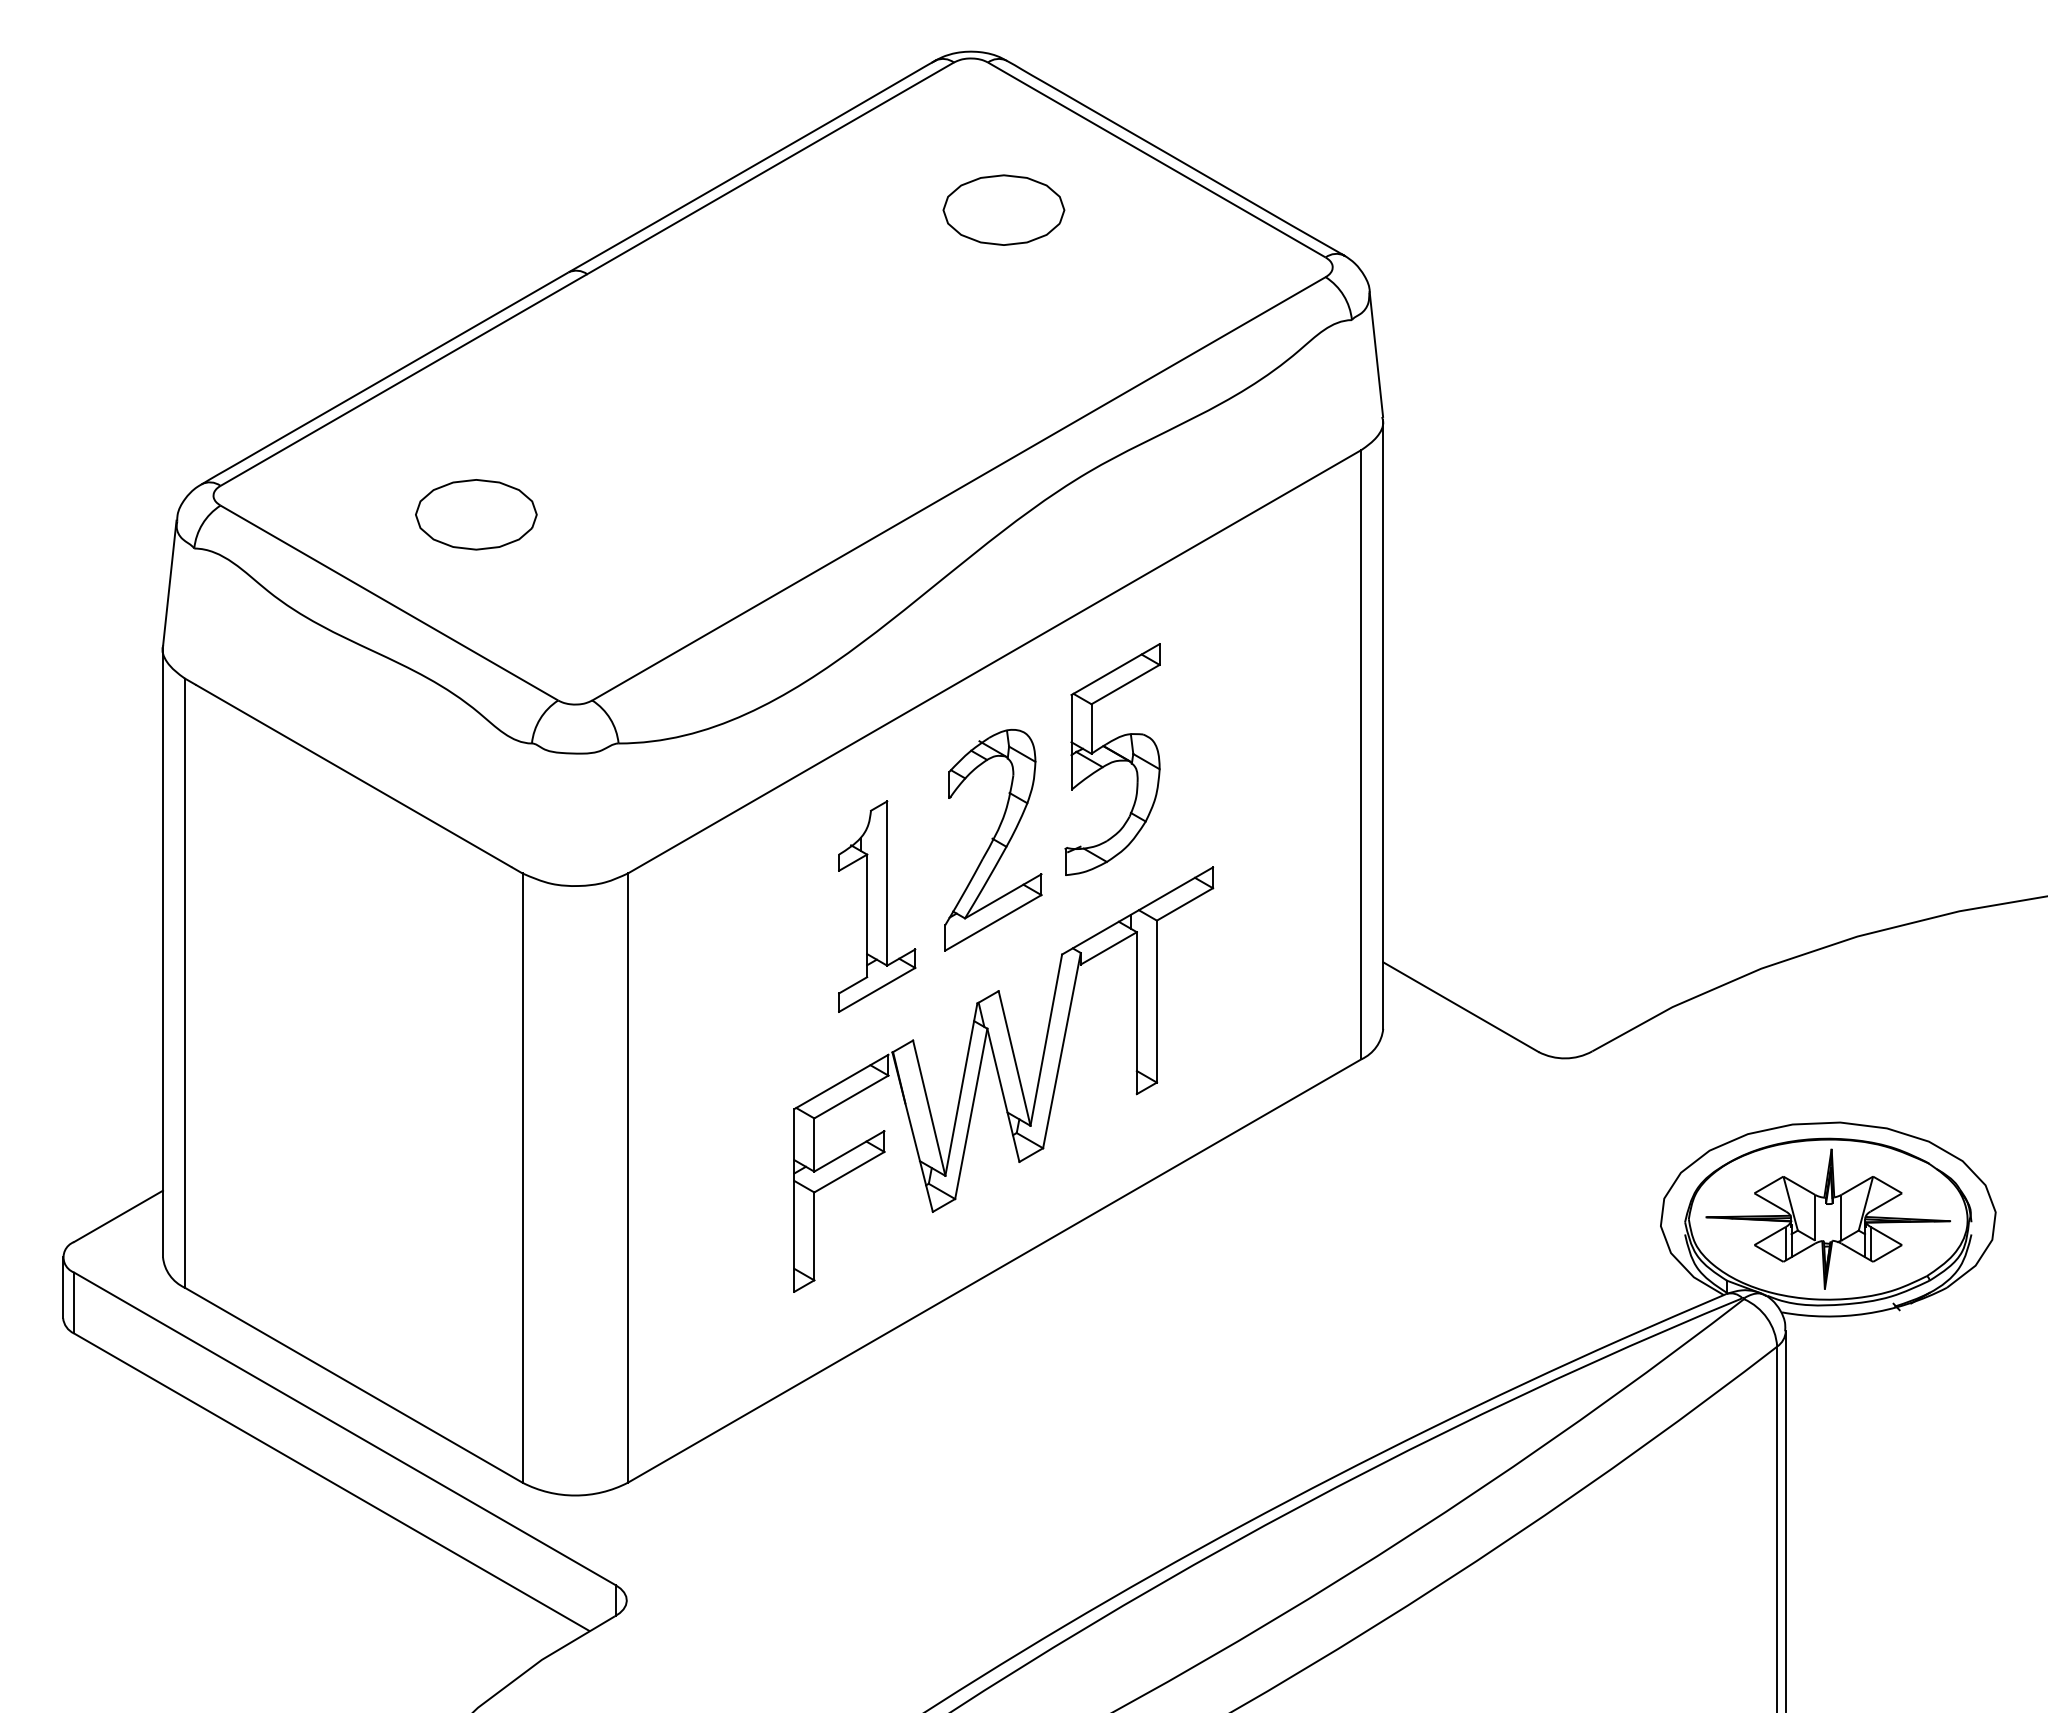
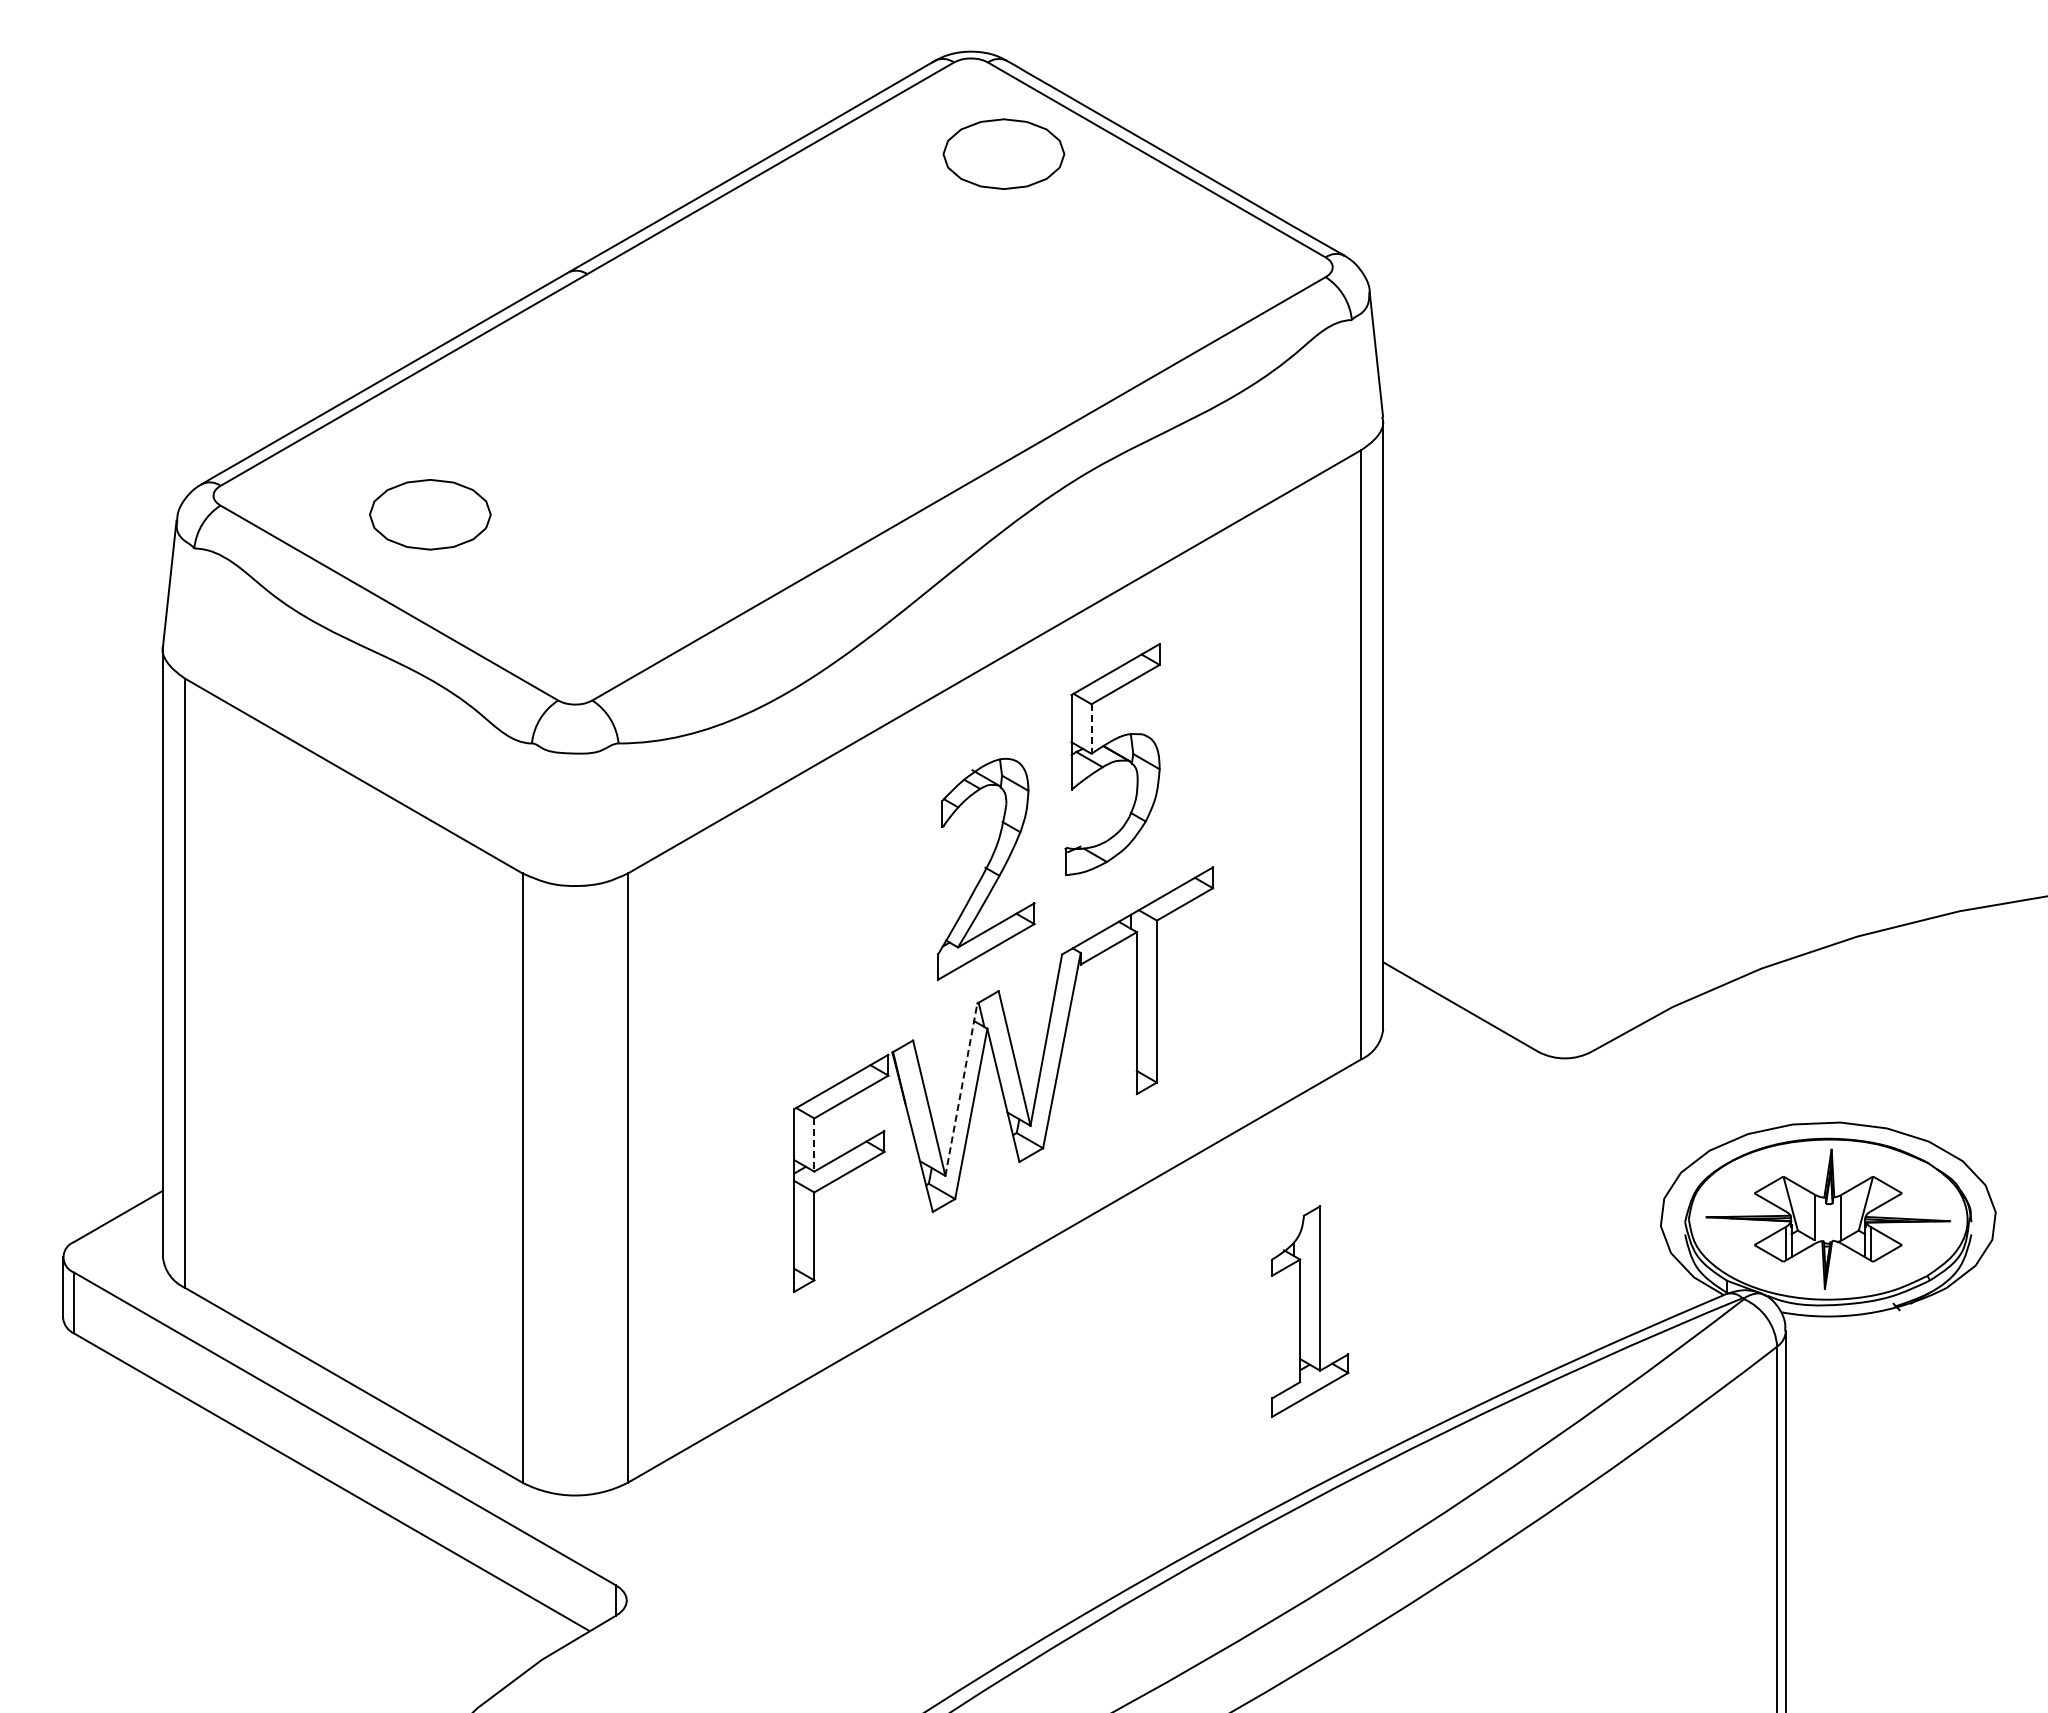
part position: (1003, 209) -> (1003, 153) (1003, 153)
part position: (476, 514) -> (430, 514) (430, 514)
line: solid -> dashed (1091, 729)
part position: (993, 840) -> (986, 869) (986, 869)
part position: (877, 906) -> (1310, 1311) (1310, 1311)
line: solid -> dashed (961, 1089)
line: solid -> dashed (814, 1145)
